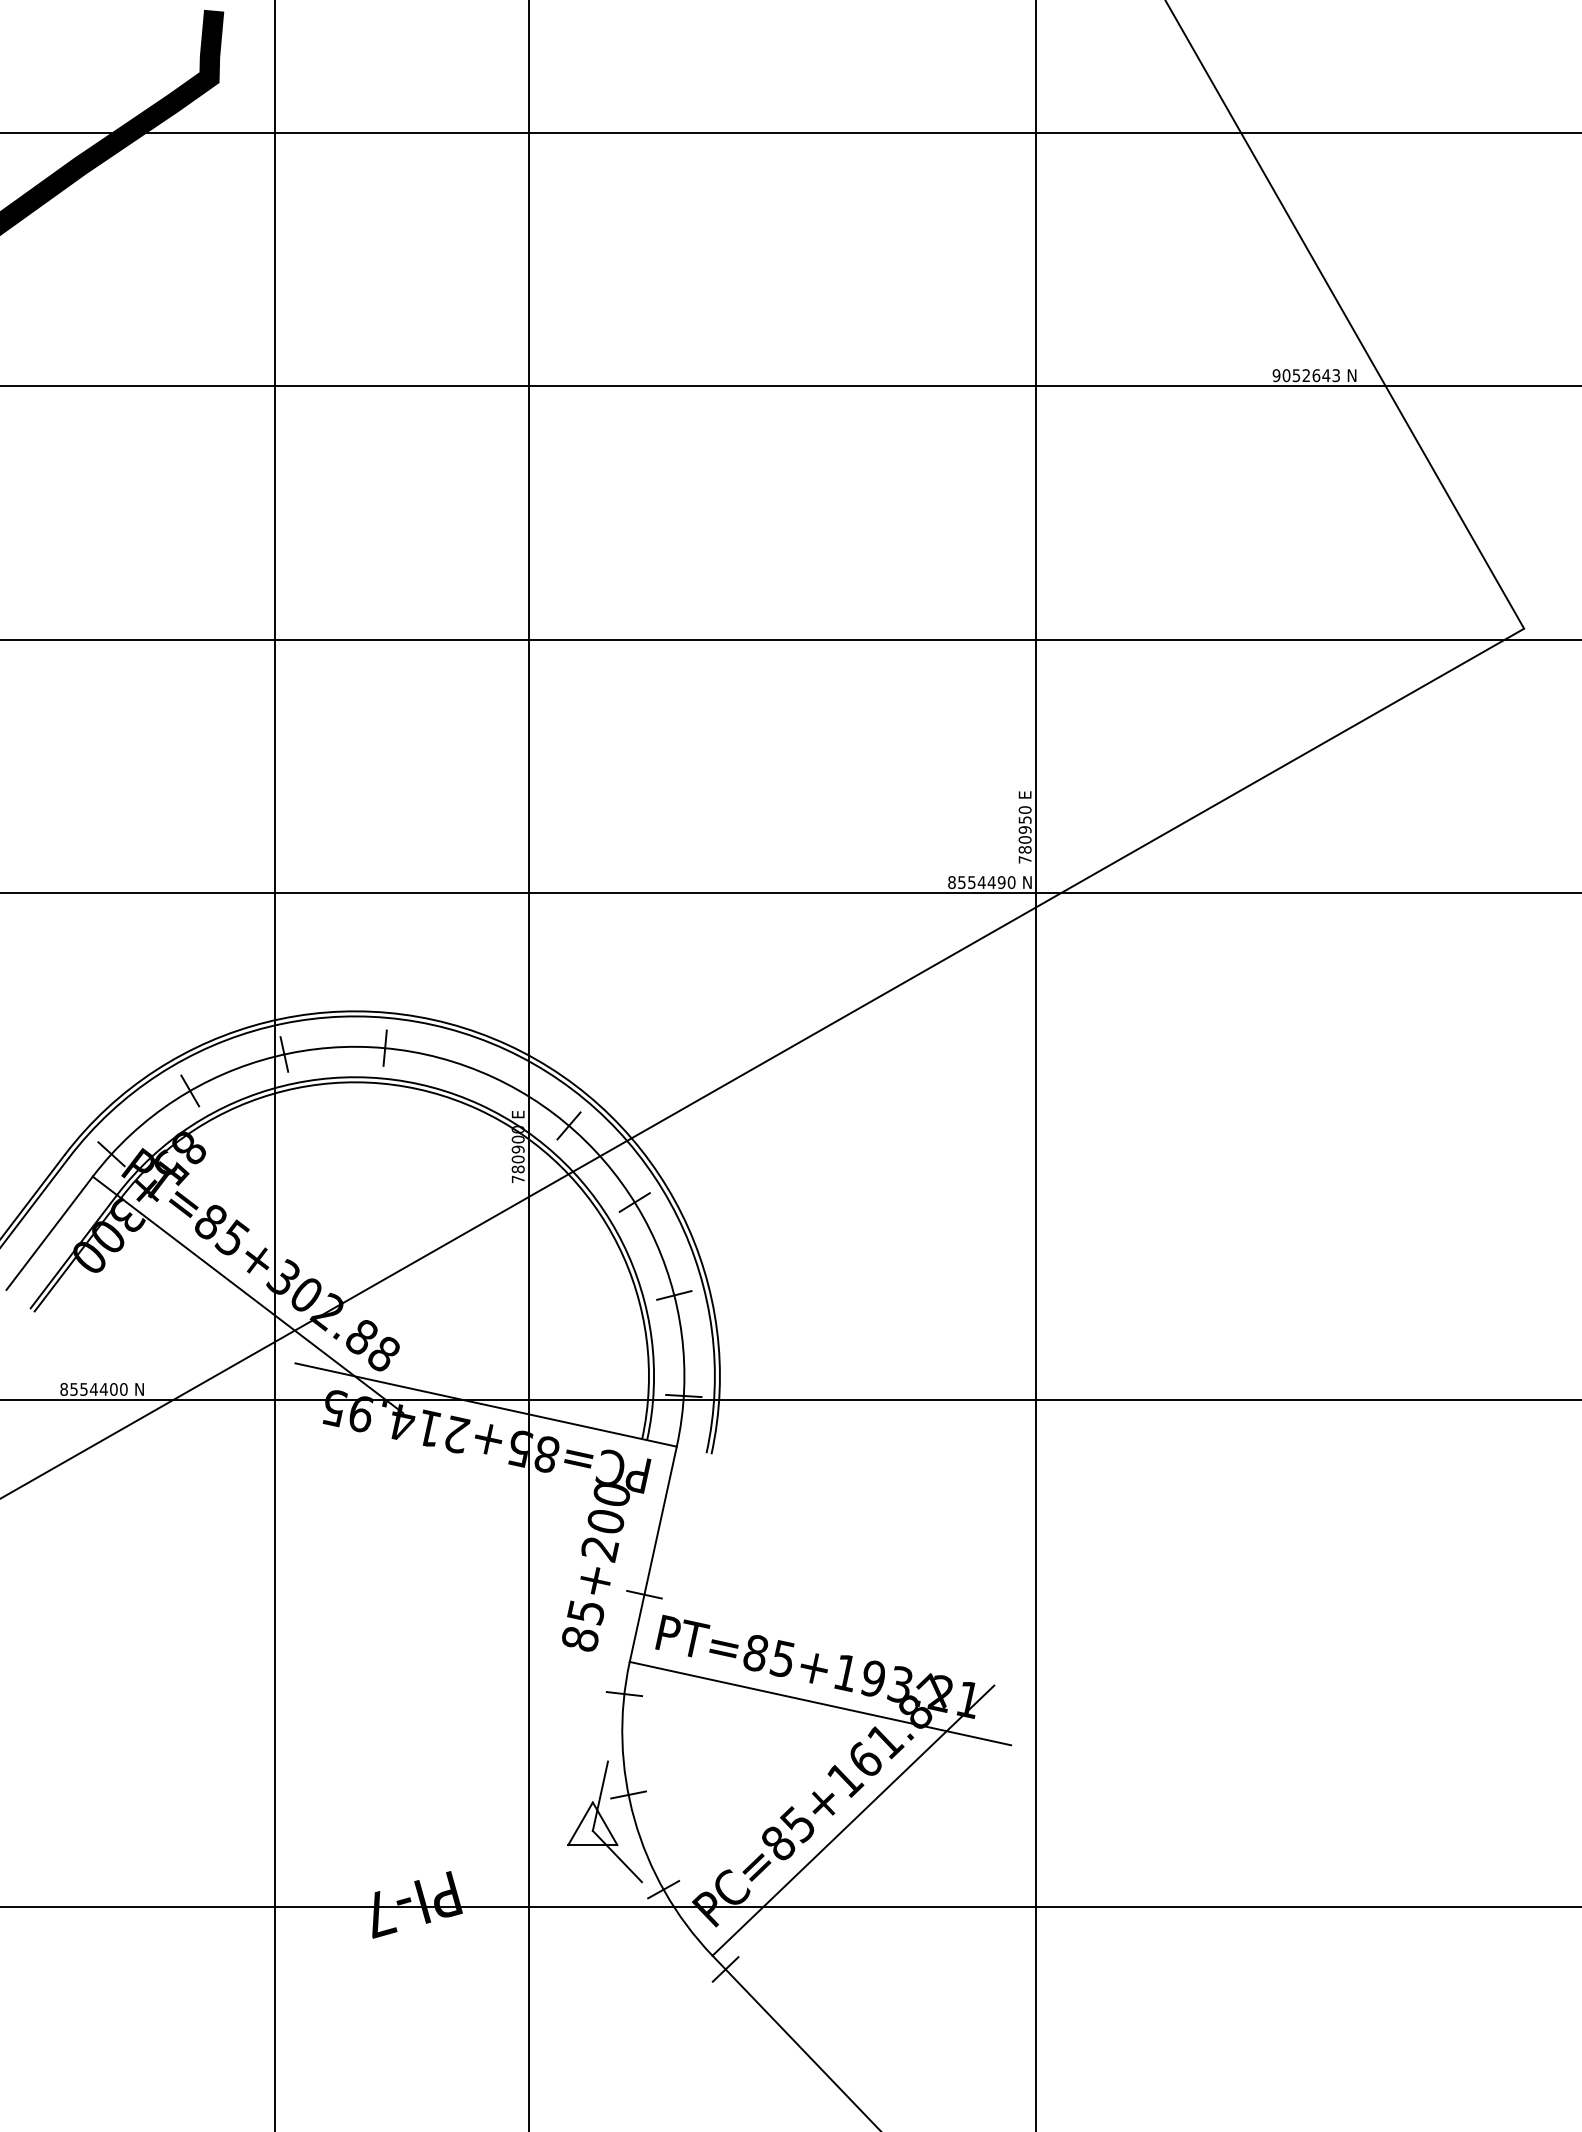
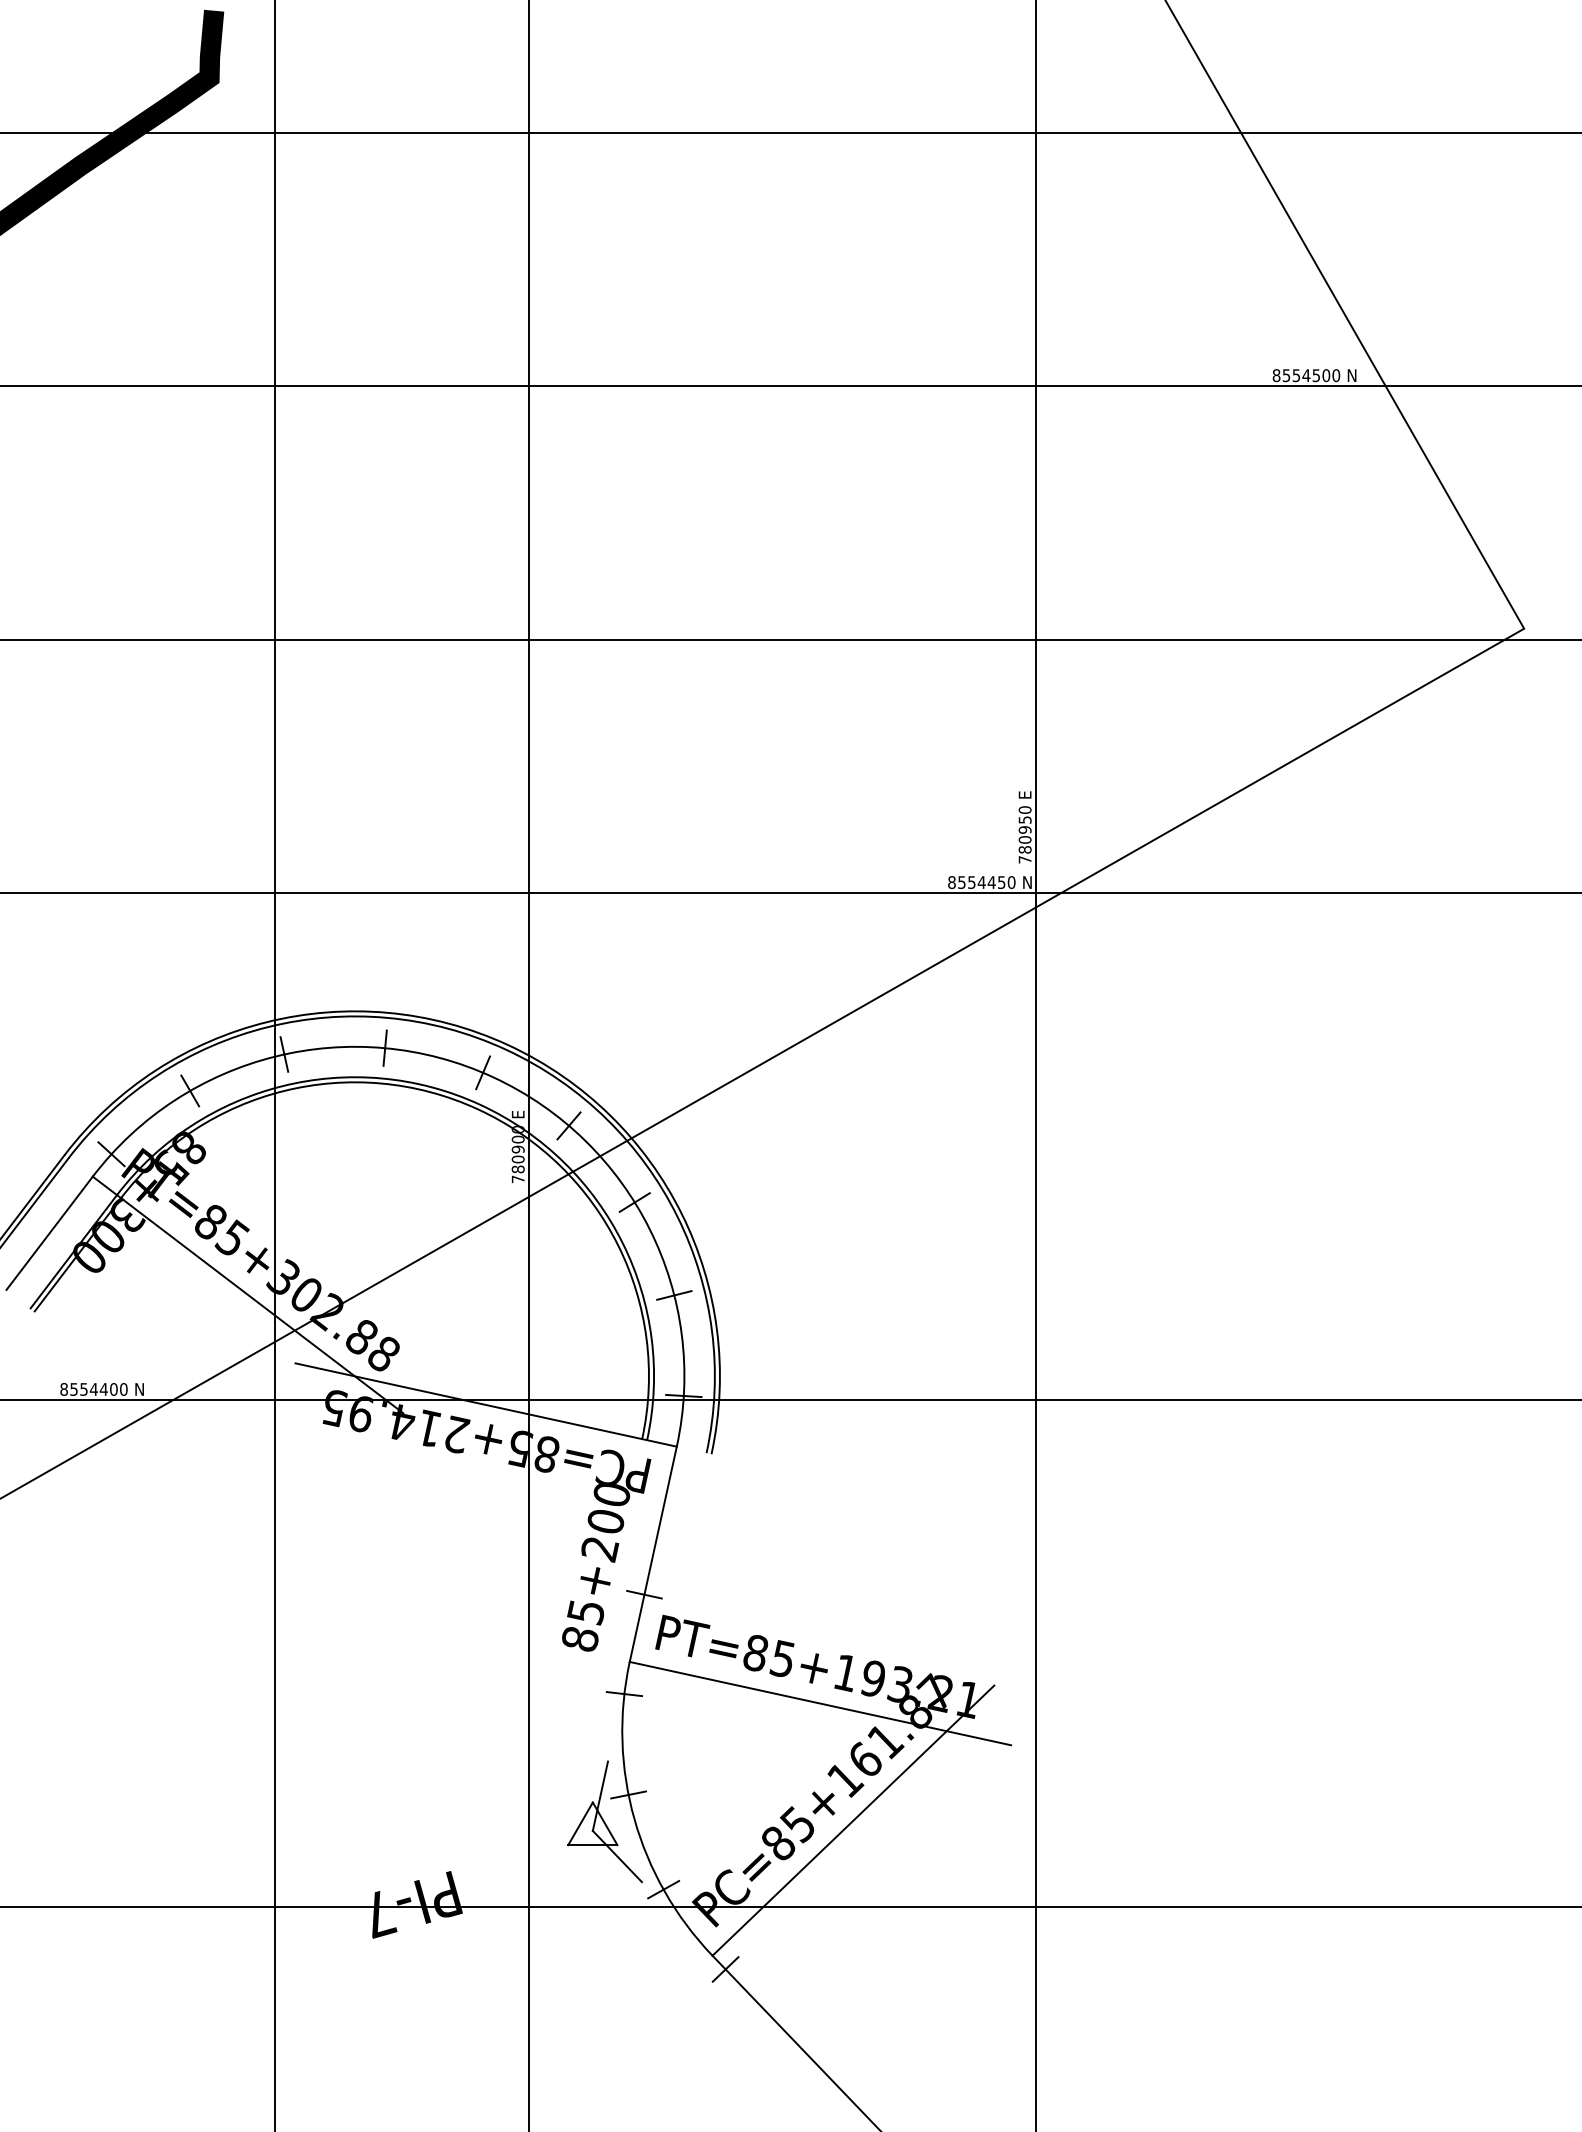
text: 9052643 -> 8554500 (1306, 375)
text: 8554490 -> 8554450 (1001, 882)
line: none -> present (483, 1072)
